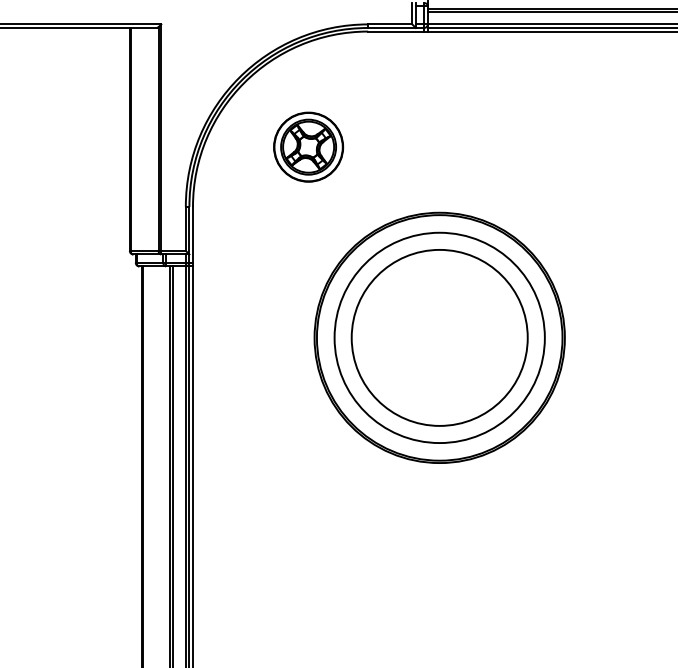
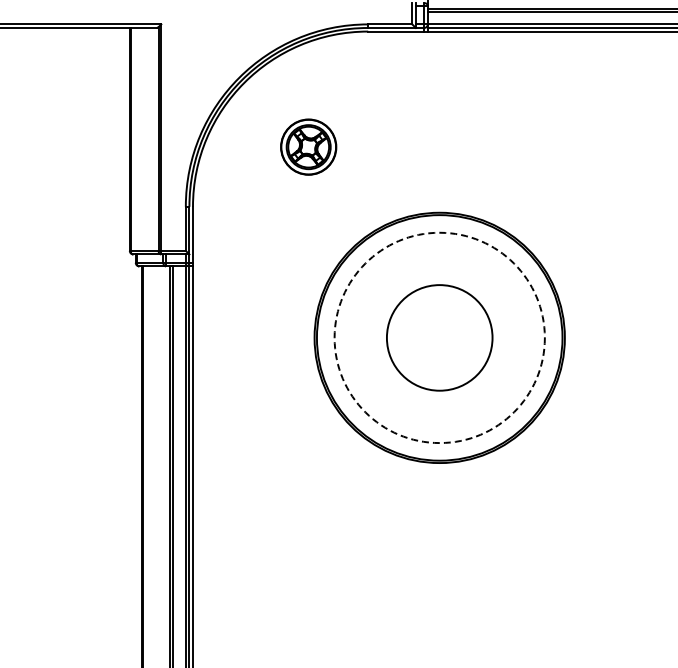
part size: 72x72 px -> 58x58 px (308, 146)
circle diameter: 176 px -> 106 px (439, 337)
circle: solid -> dashed (439, 337)
